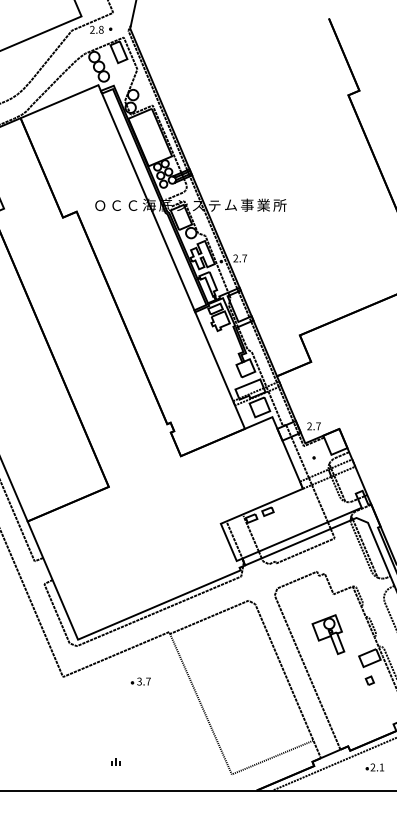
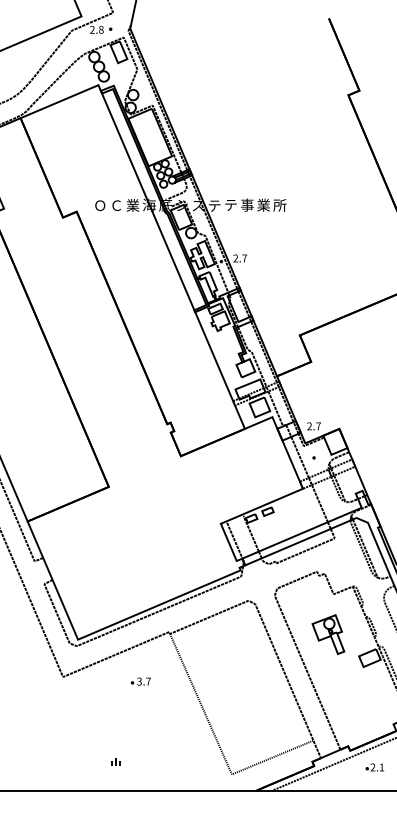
text: ム -> テ (230, 204)
text: Ｃ -> 業 (132, 205)
part: present -> none (369, 680)
